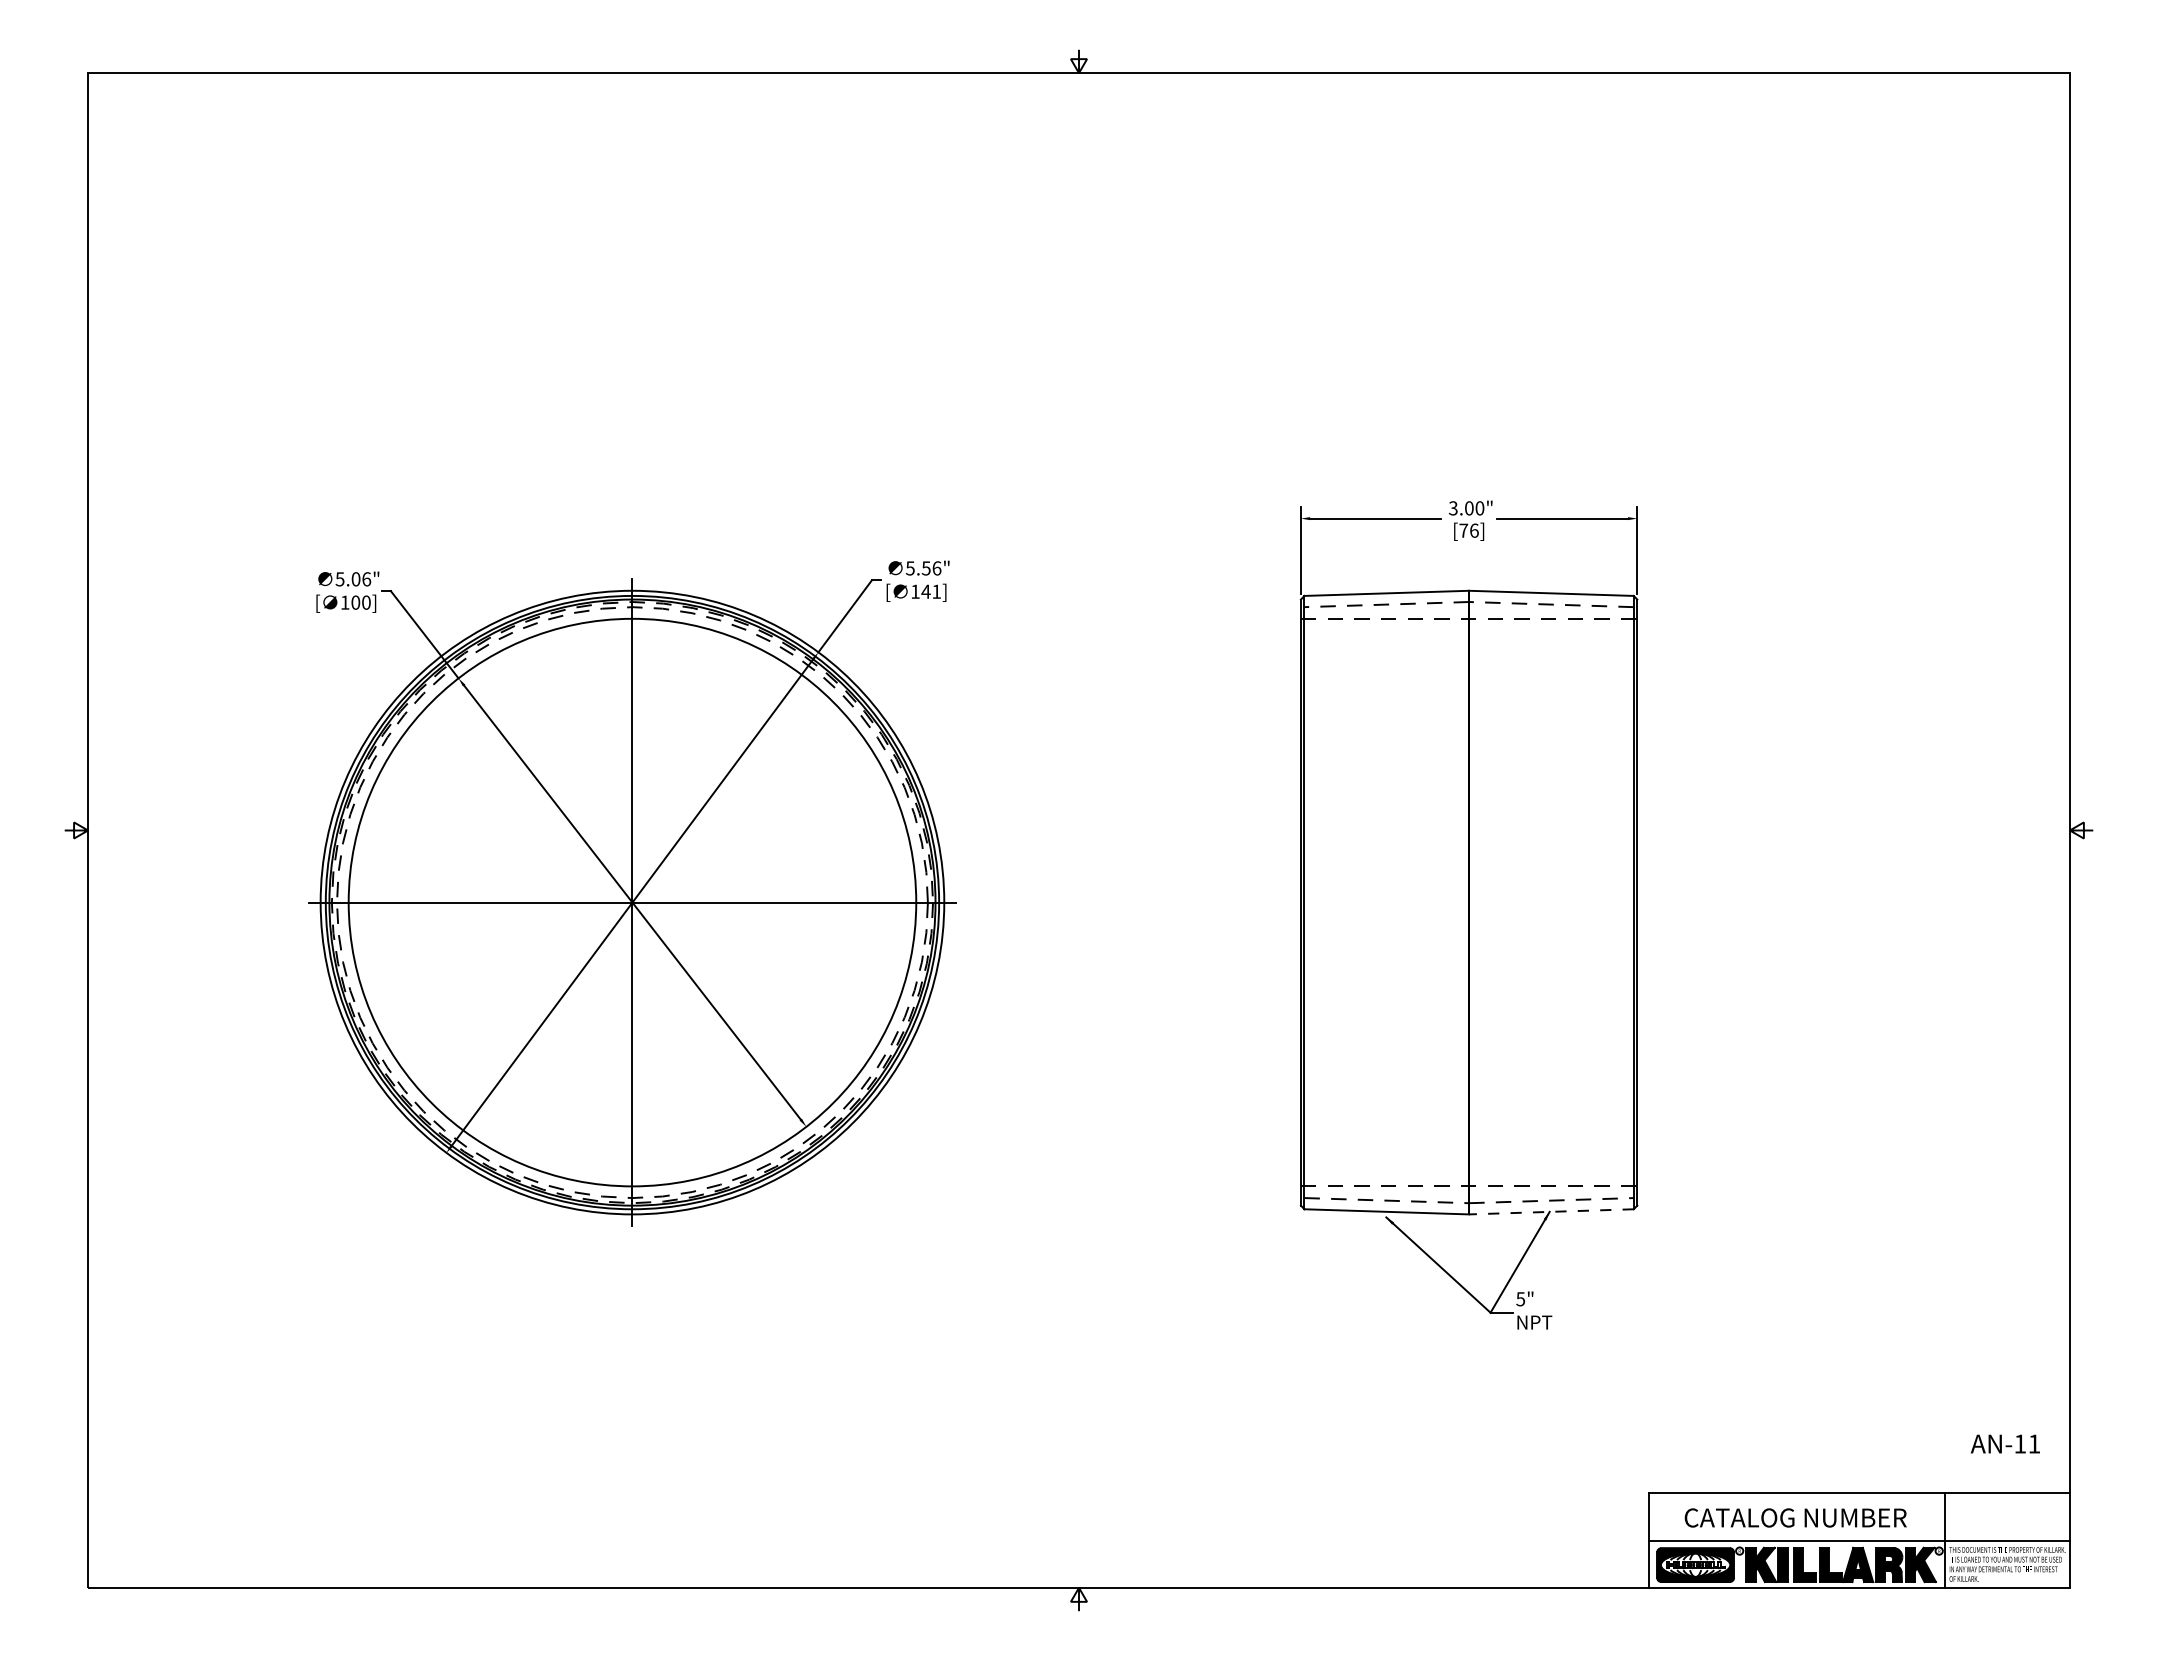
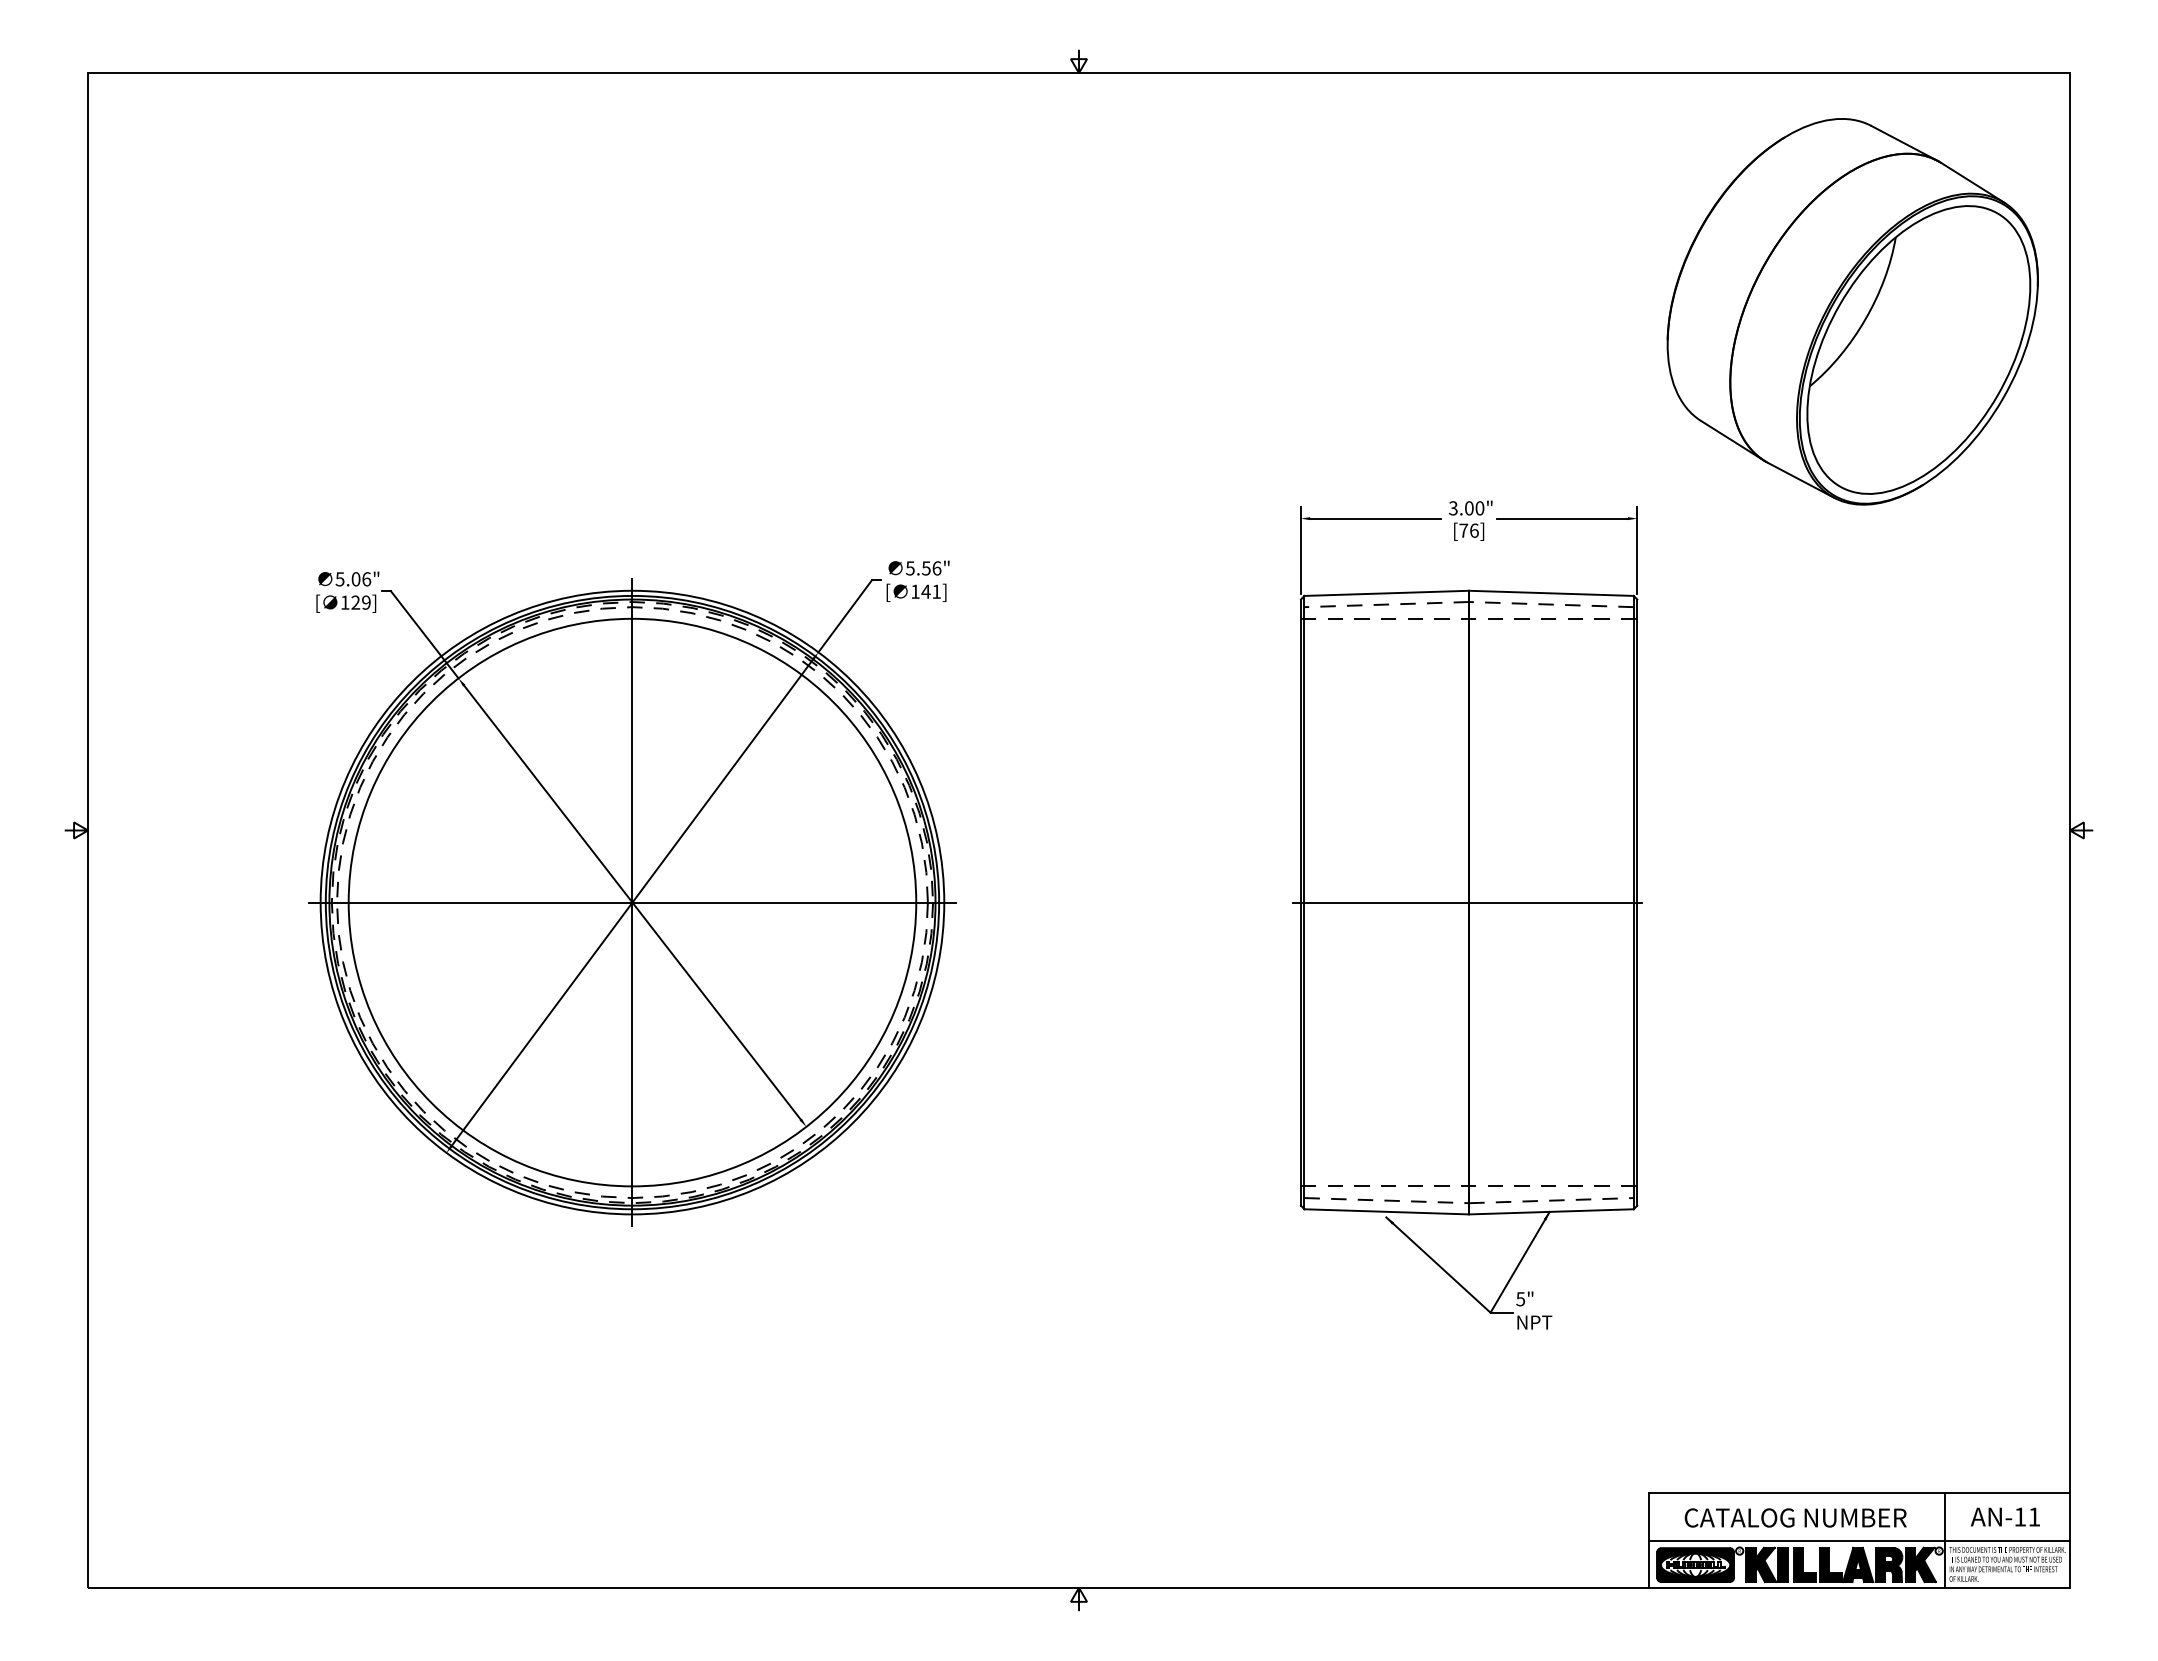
part: none -> present (1852, 311)
text: 100] -> 129] (360, 602)
line: none -> present (1467, 902)
line: dashed -> solid (1550, 1211)
text position: (2005, 1443) -> (2005, 1516) (2005, 1516)
